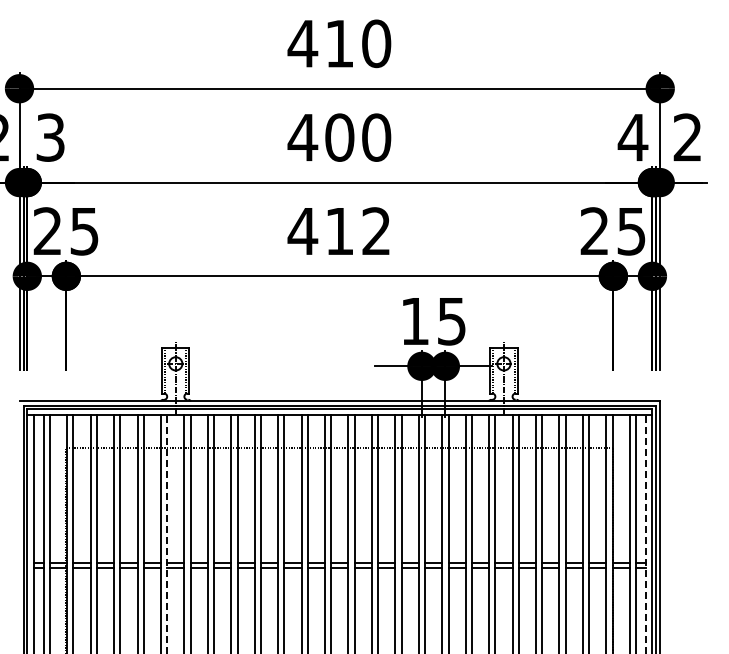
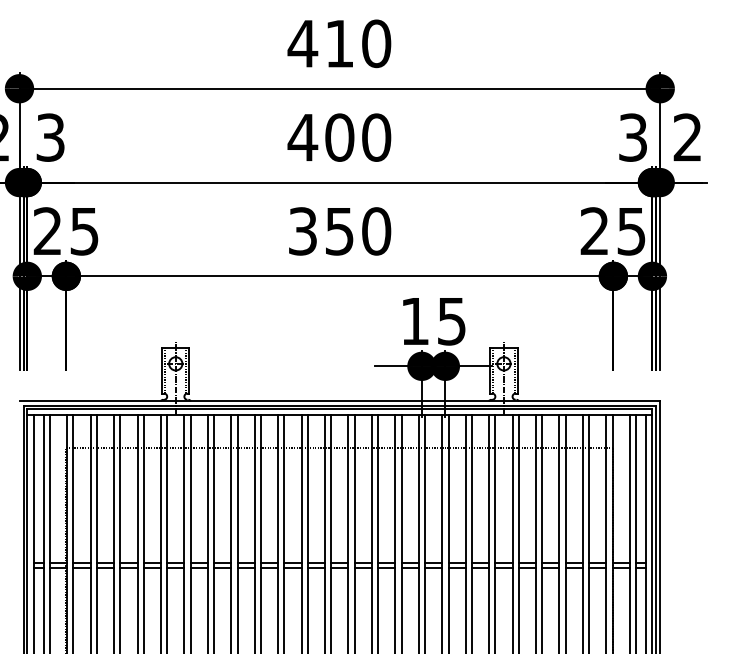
text: 4 -> 3 (632, 137)
text: 412 -> 350 (339, 231)
line: dashed -> solid (167, 534)
line: dashed -> solid (646, 534)
